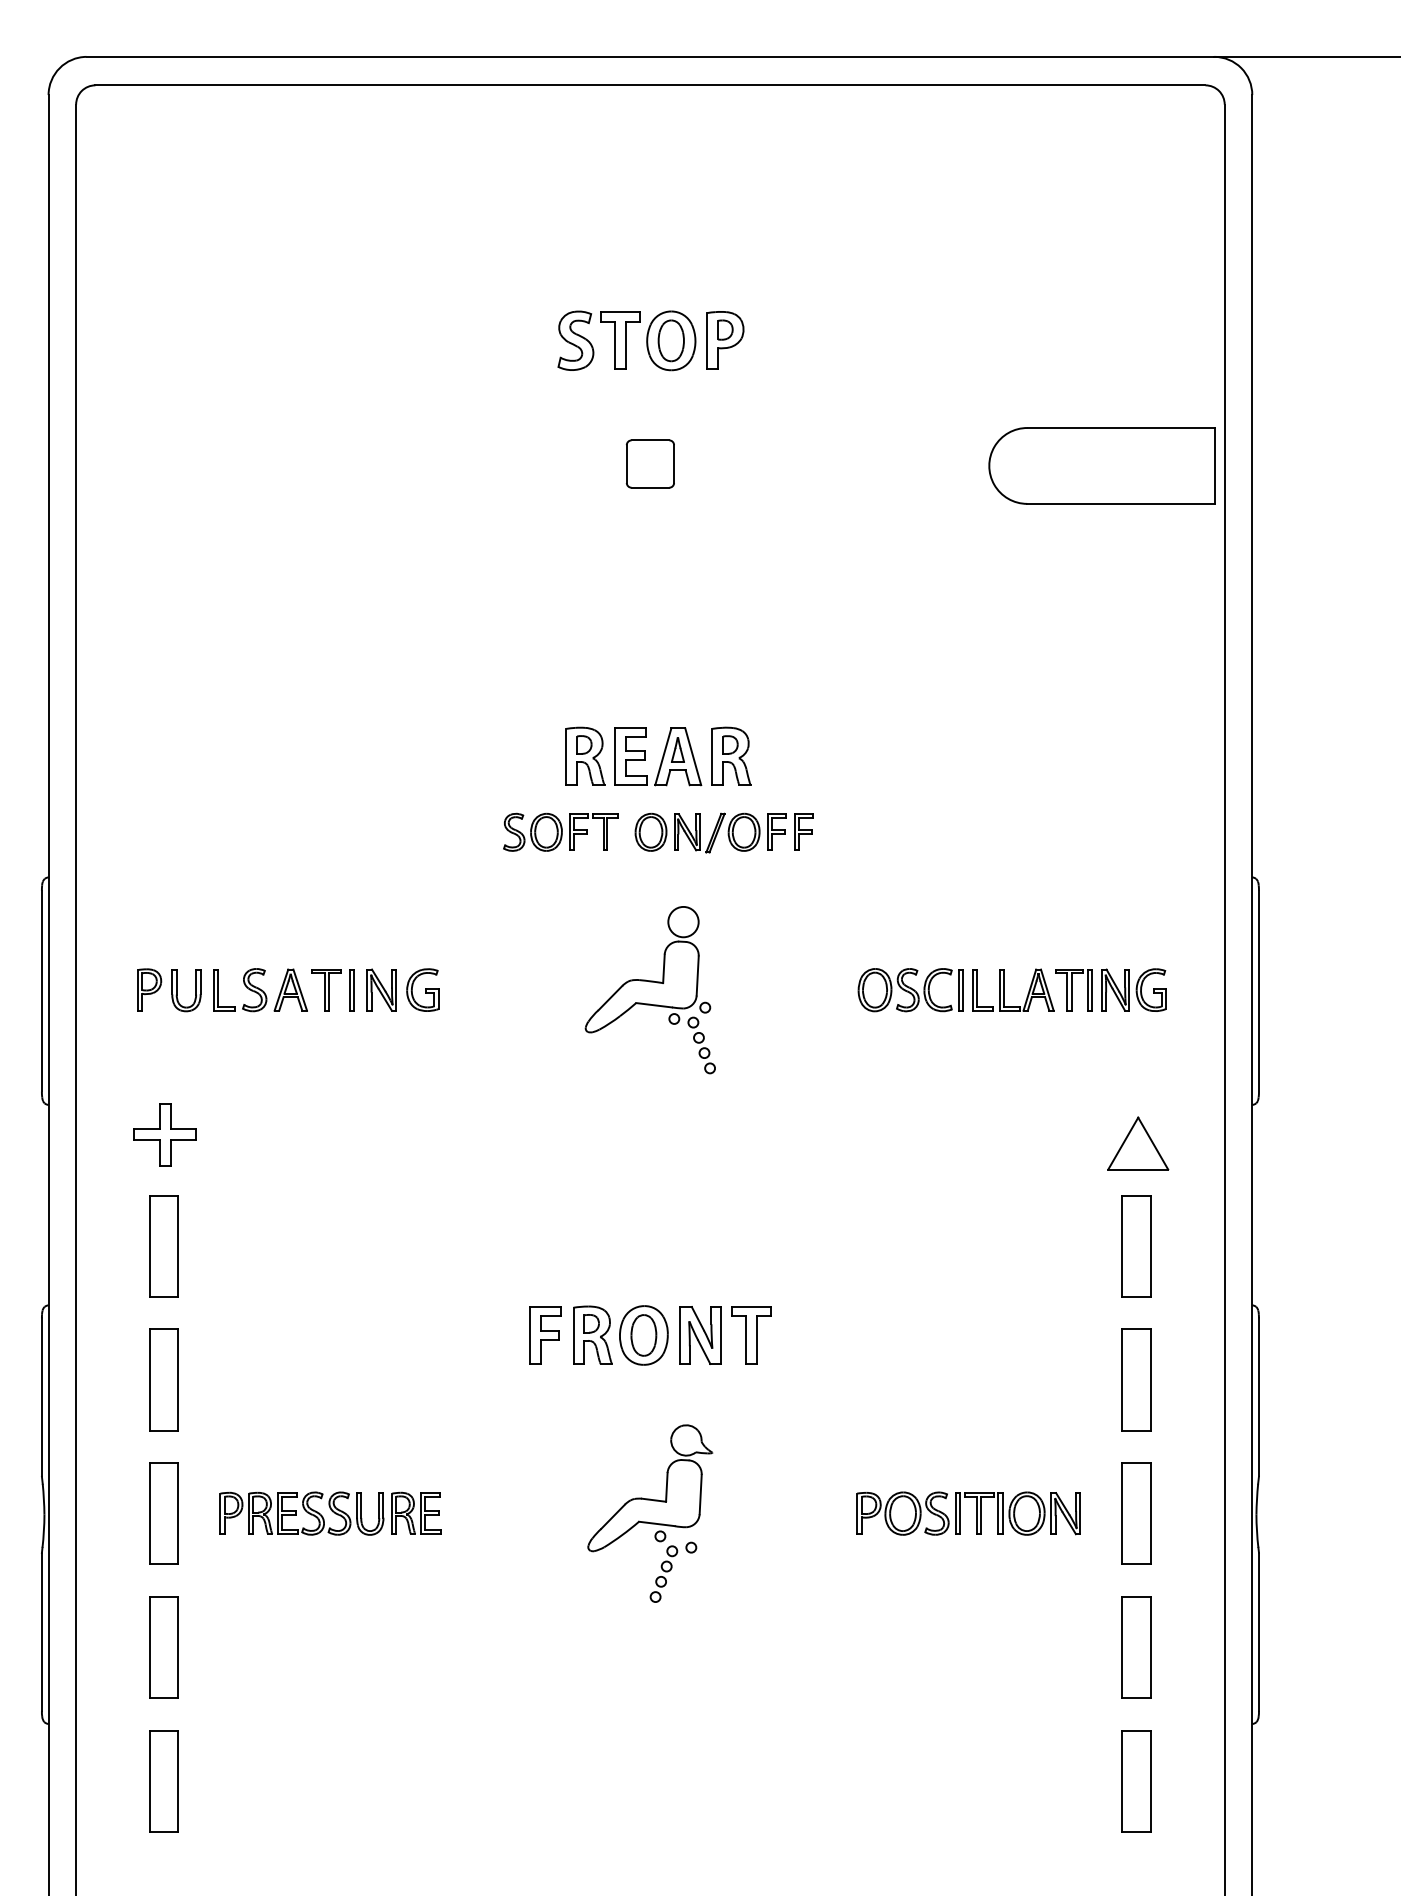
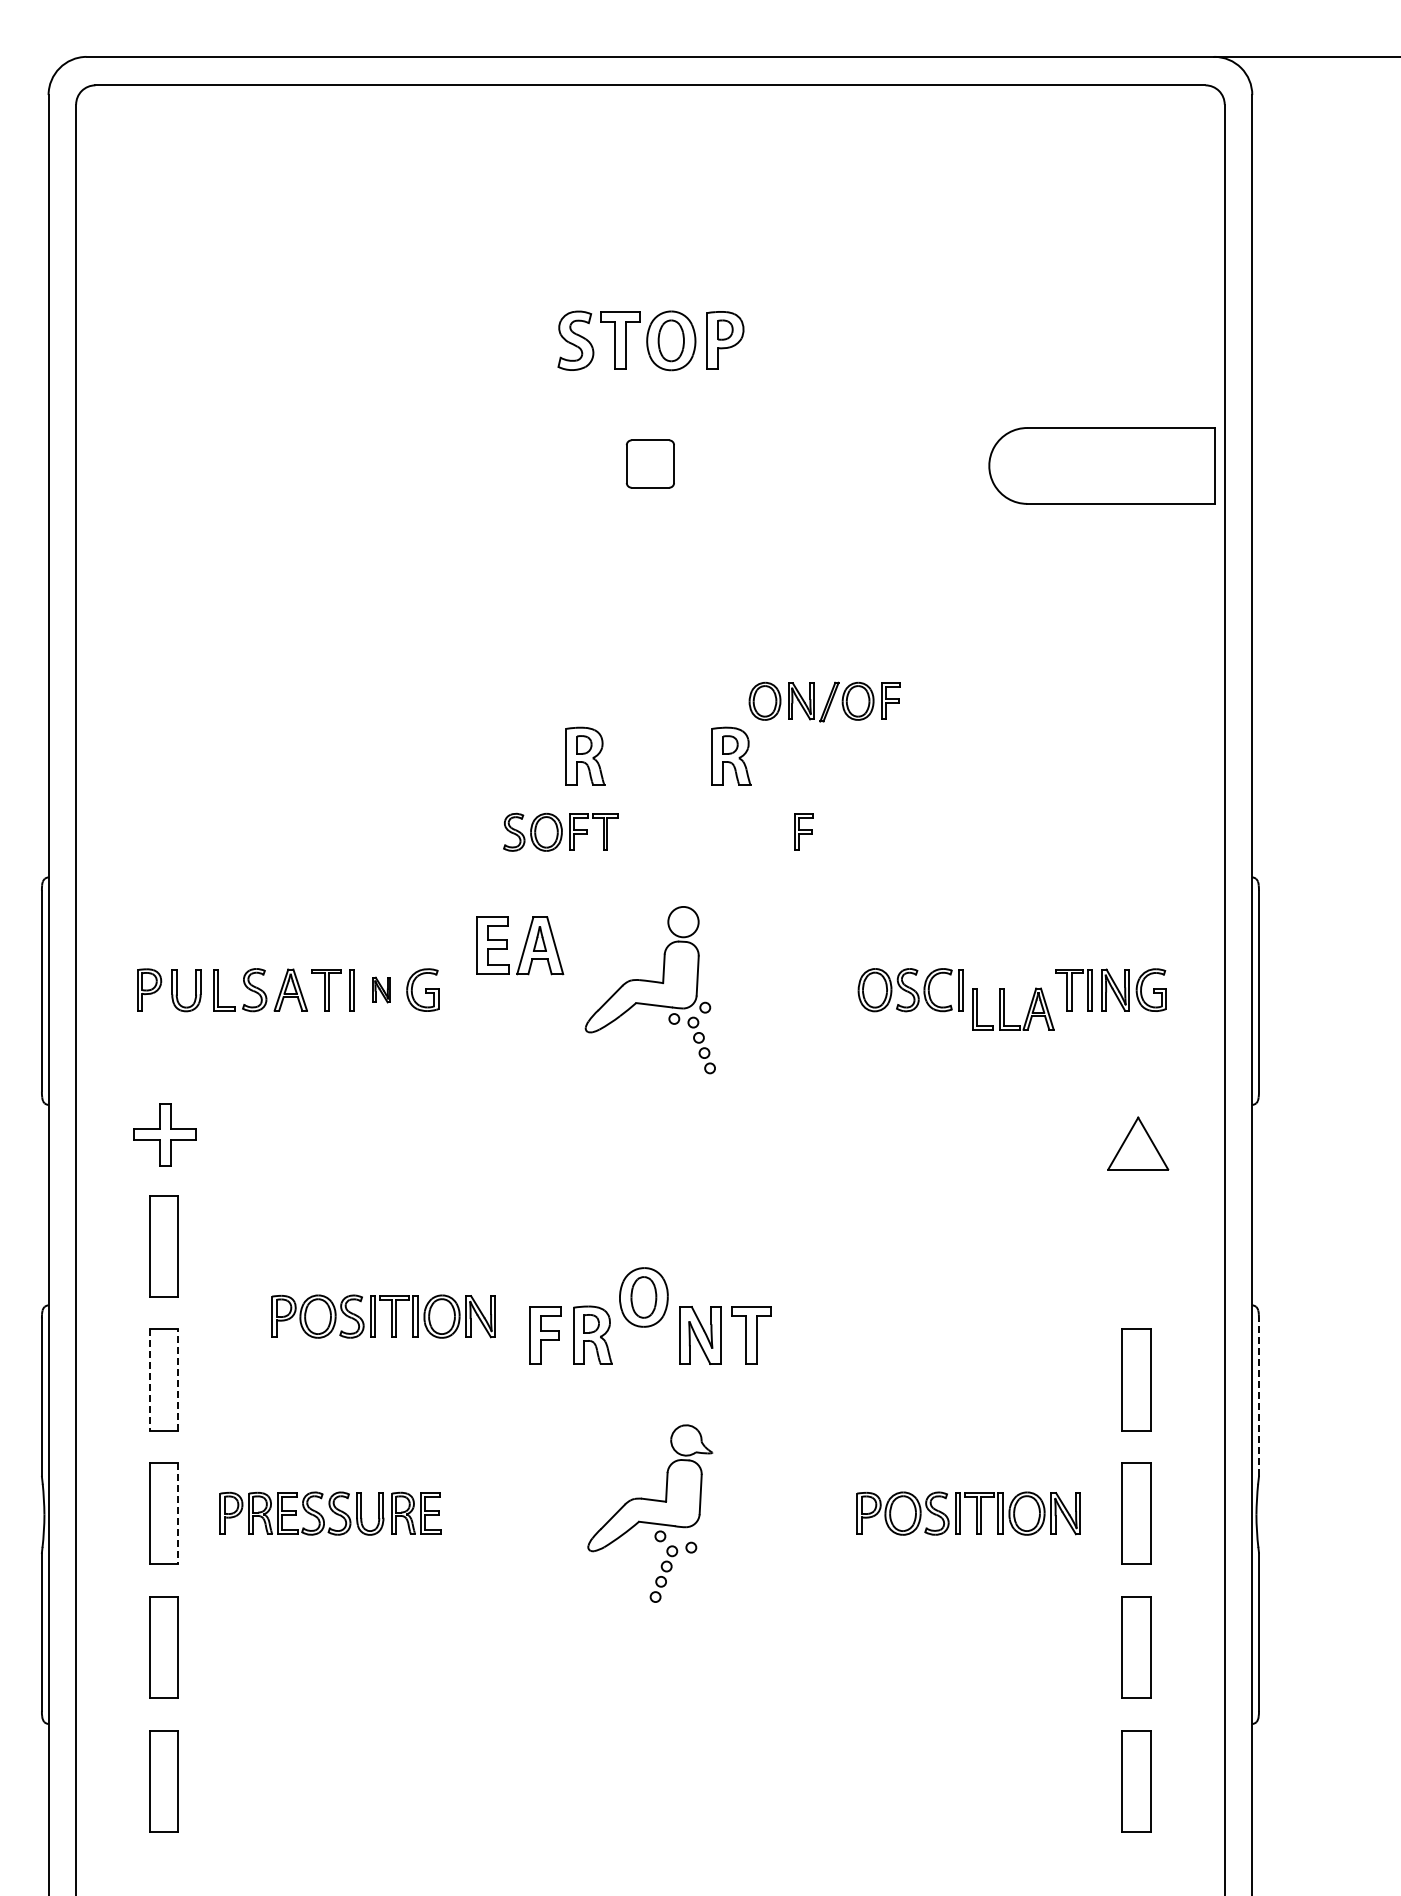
part position: (658, 756) -> (520, 945) (520, 945)
part position: (710, 832) -> (824, 701) (824, 701)
part size: 31x44 px -> 19x28 px (381, 989)
part position: (1004, 989) -> (1004, 1008) (1004, 1008)
part: present -> none (1136, 1246)
part: none -> present (375, 1316)
part position: (643, 1335) -> (643, 1297) (643, 1297)
line: solid -> dashed (149, 1379)
line: solid -> dashed (178, 1379)
line: solid -> dashed (1258, 1397)
line: solid -> dashed (178, 1513)
